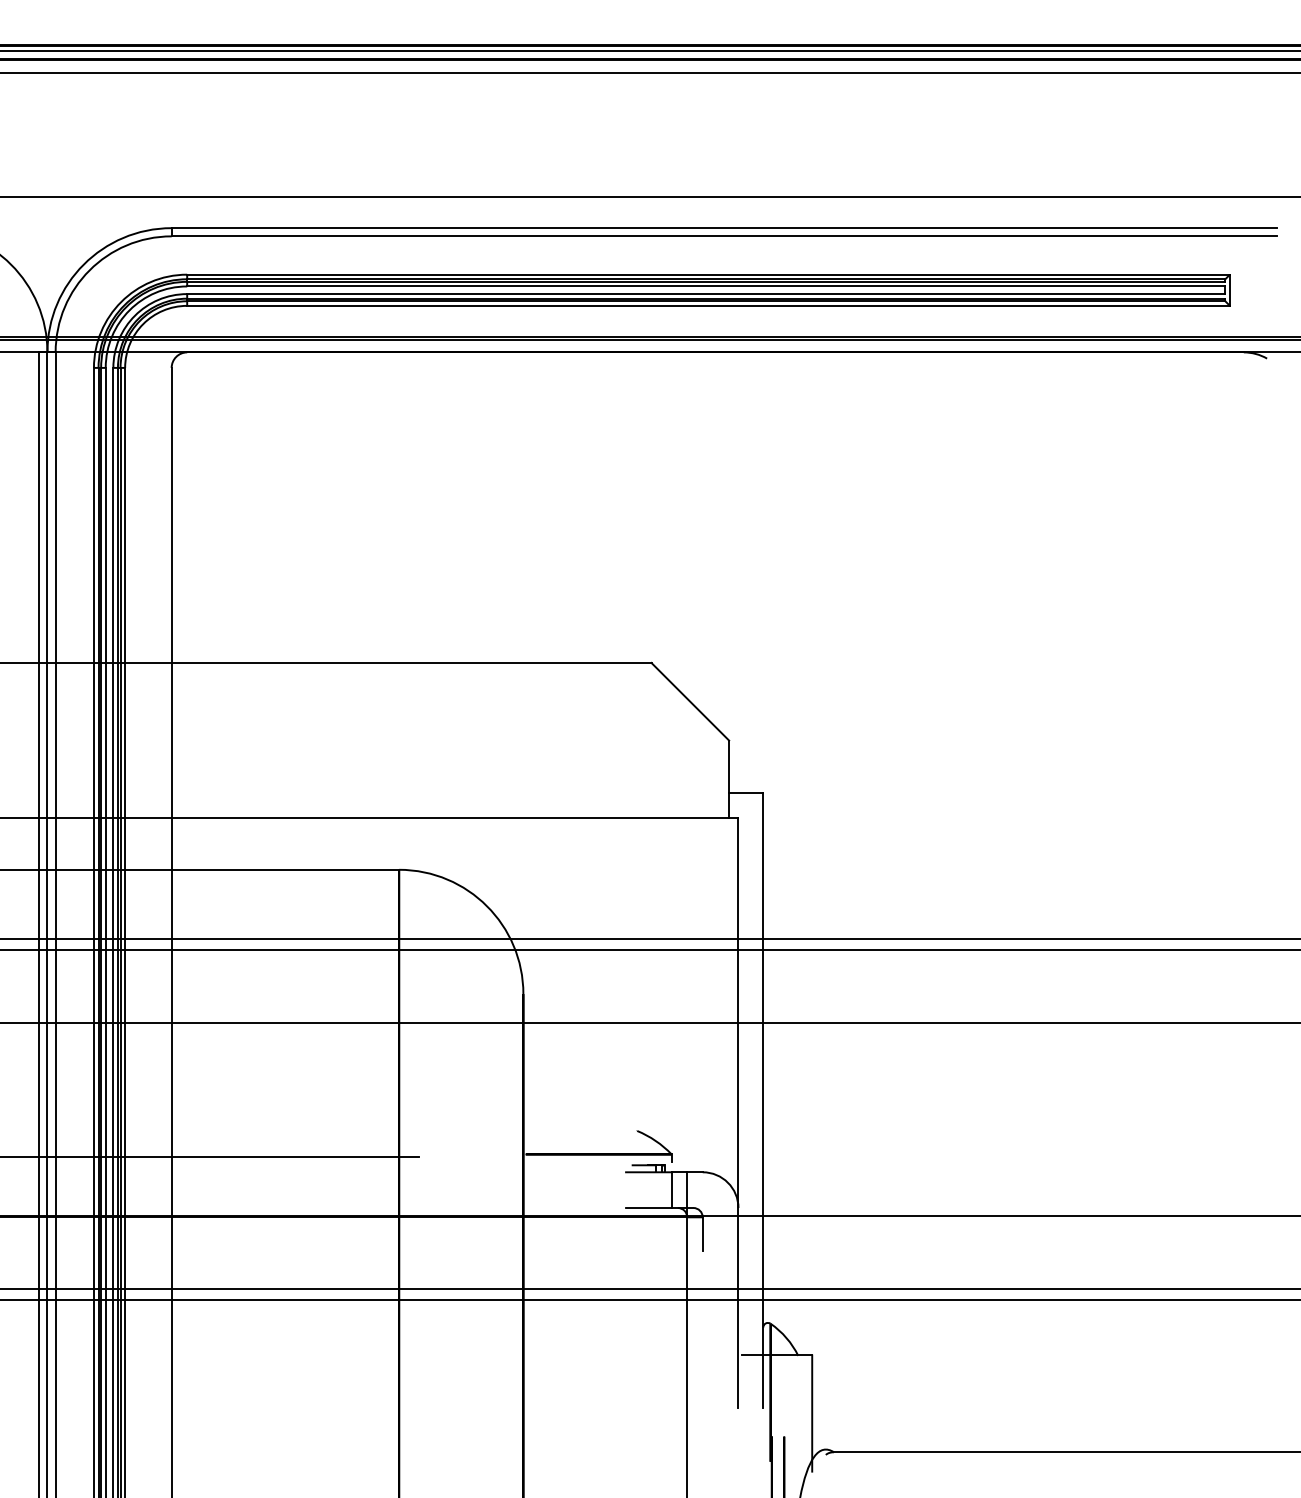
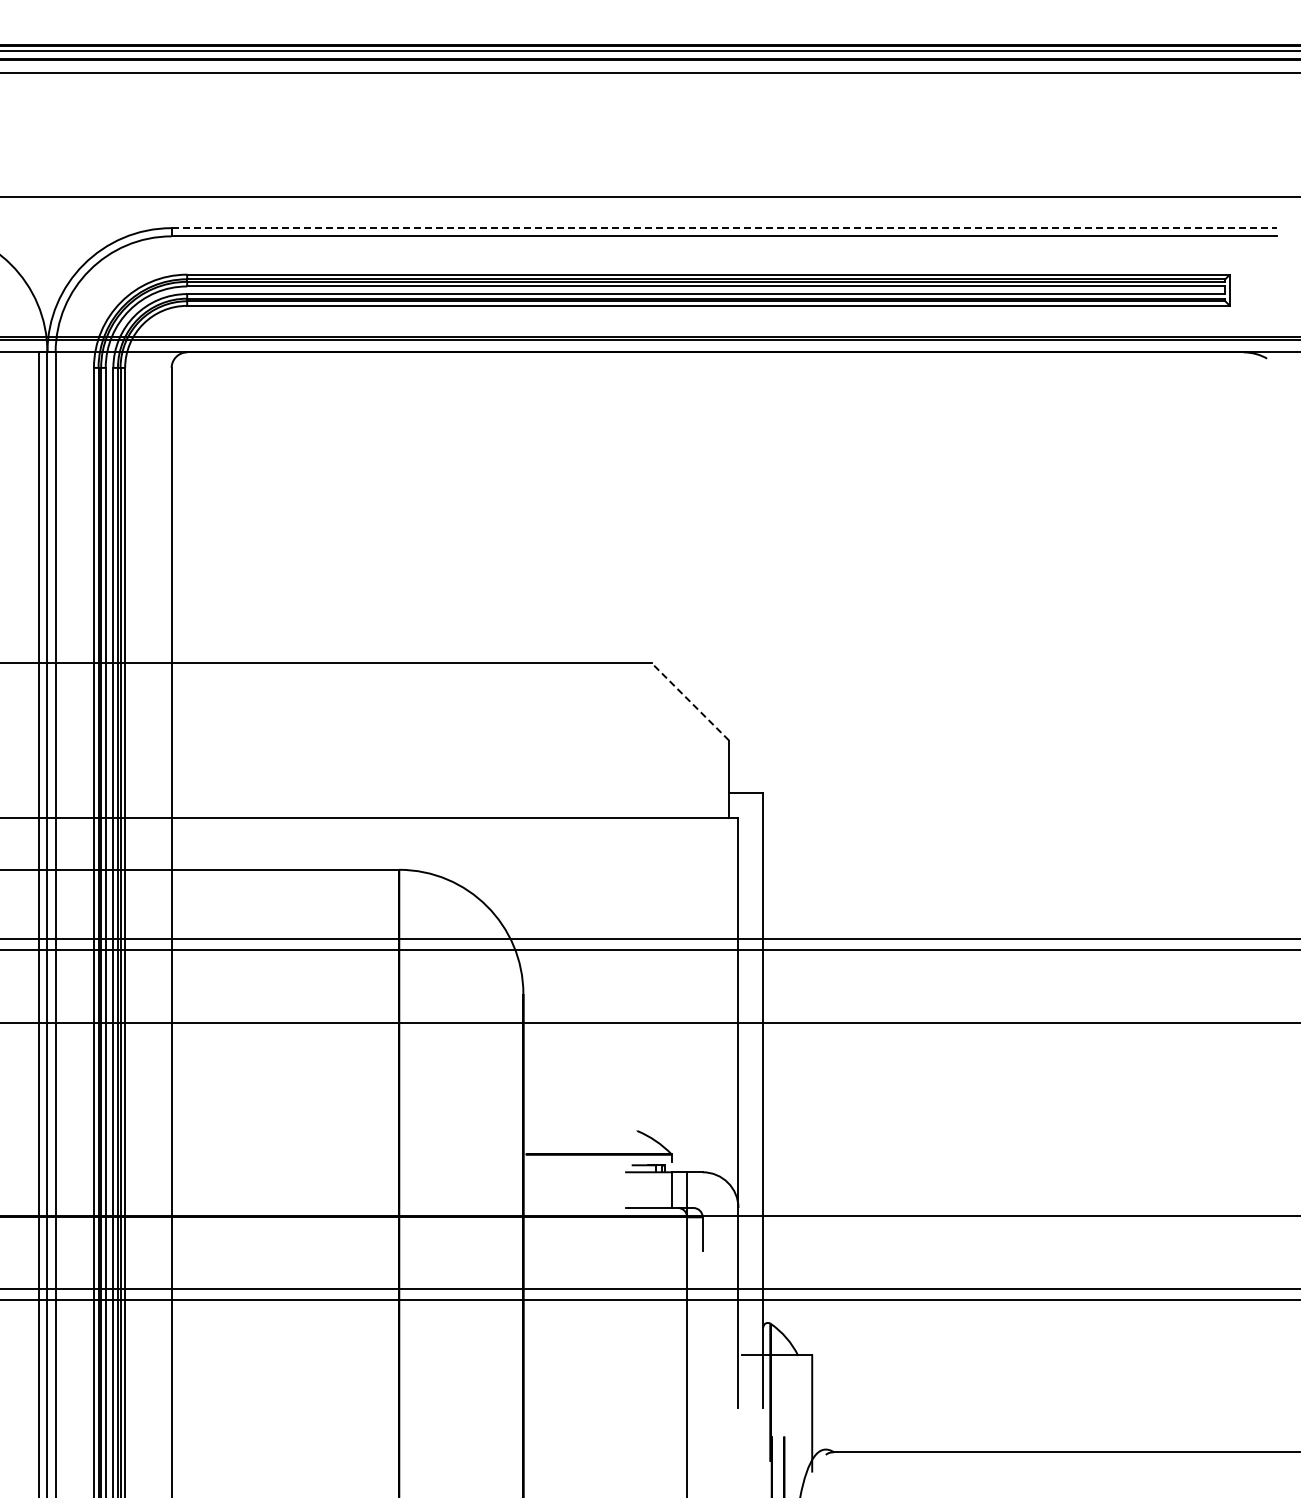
line: solid -> dashed (724, 228)
line: solid -> dashed (690, 701)
line: present -> none (210, 1157)
